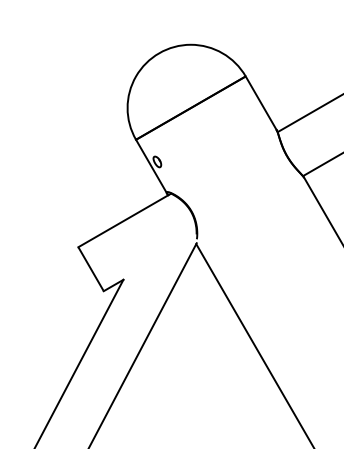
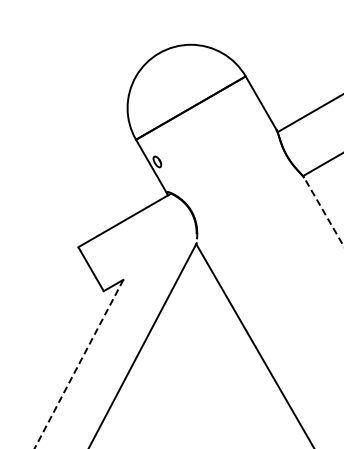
line: solid -> dashed (323, 211)
line: solid -> dashed (78, 364)
